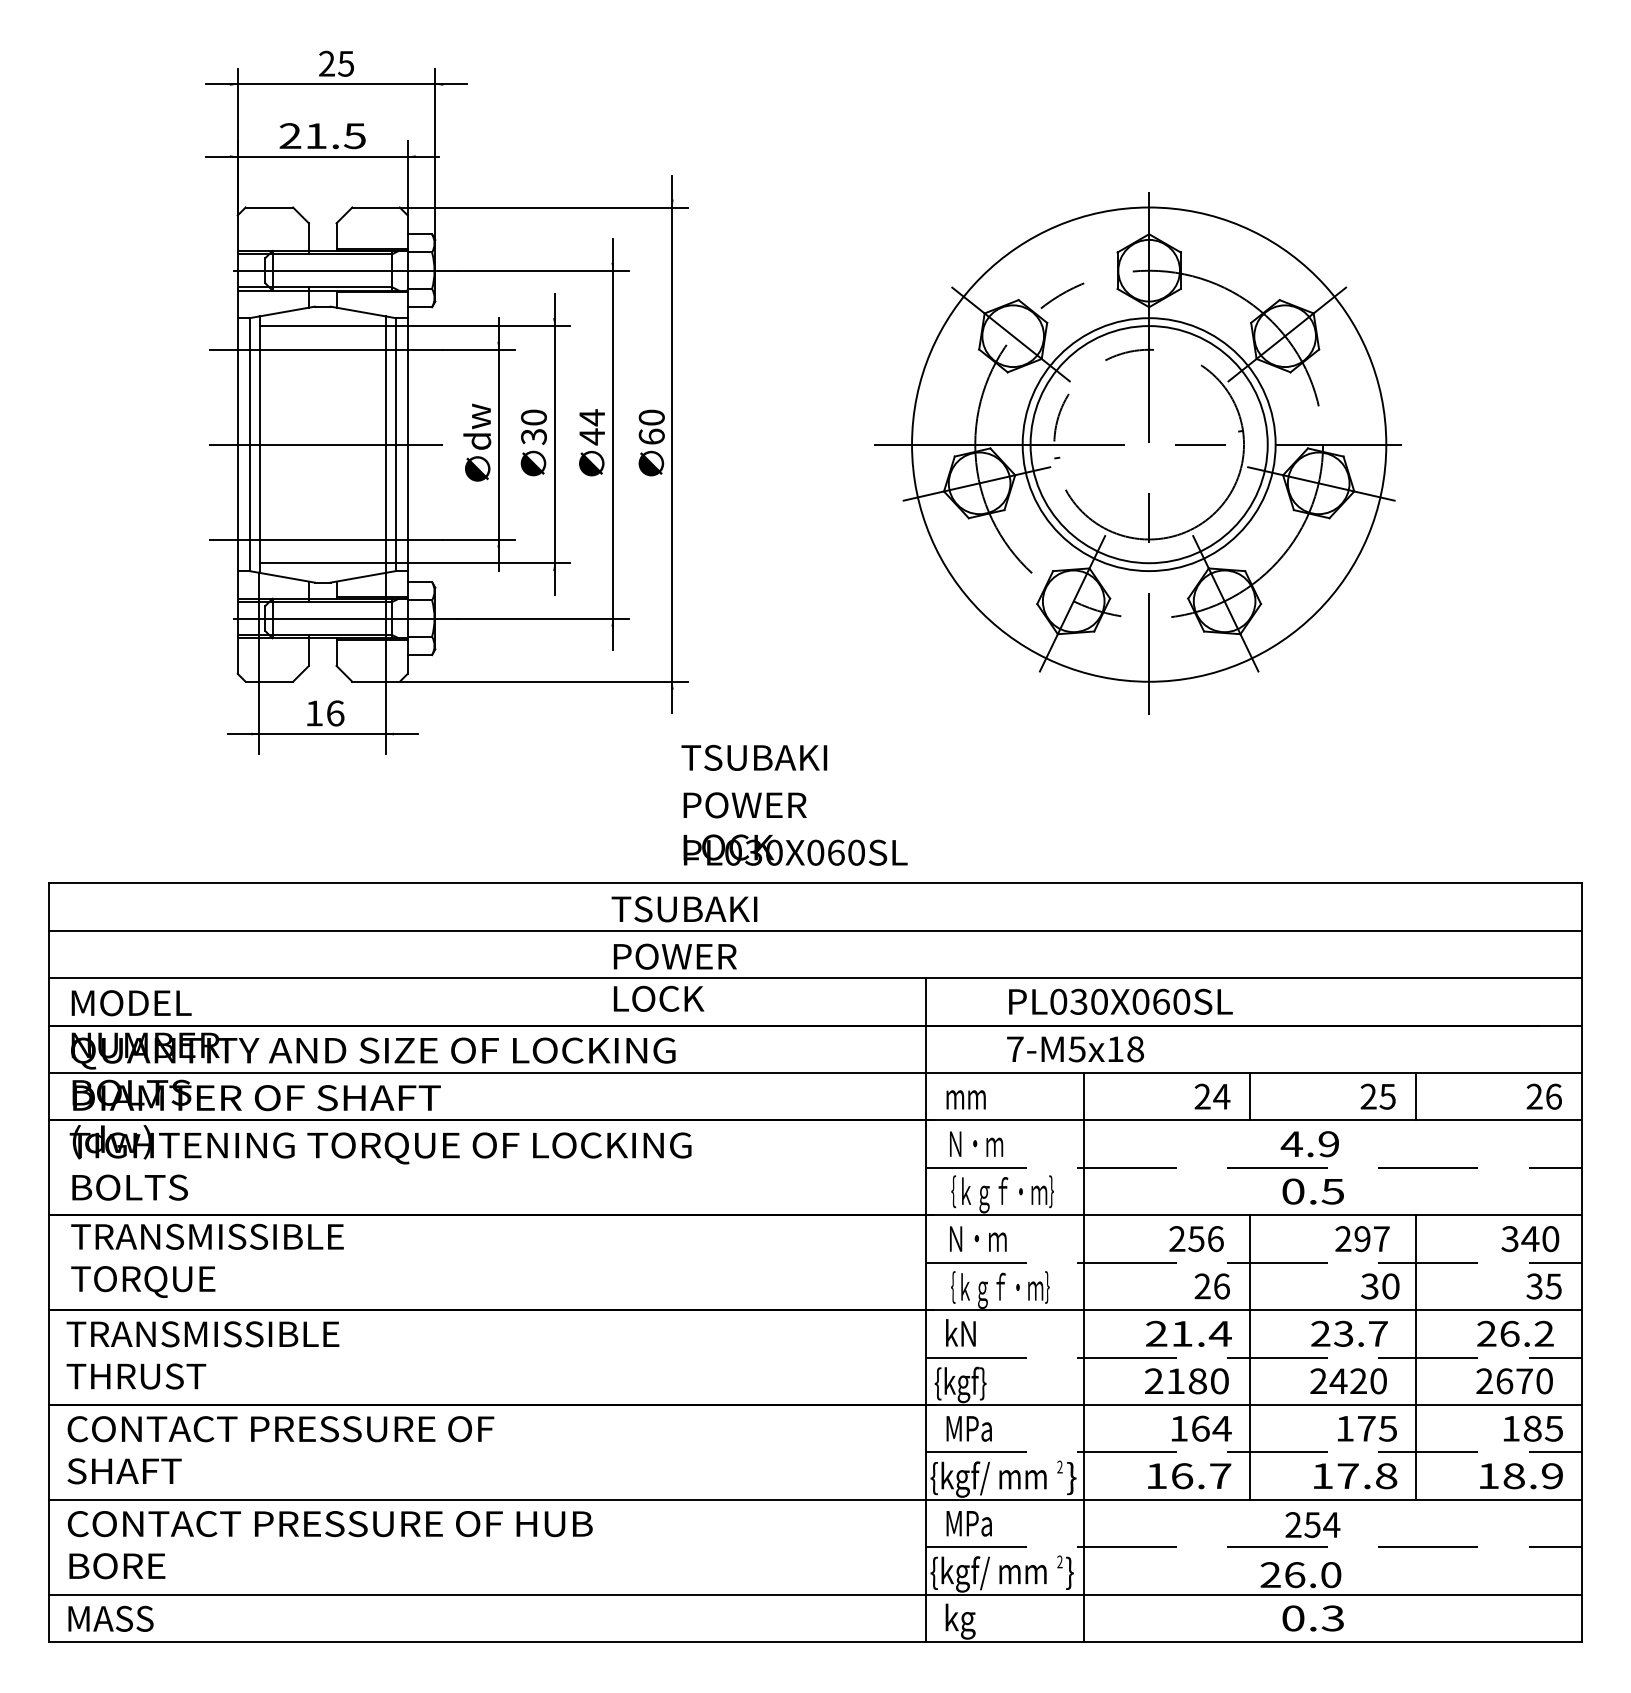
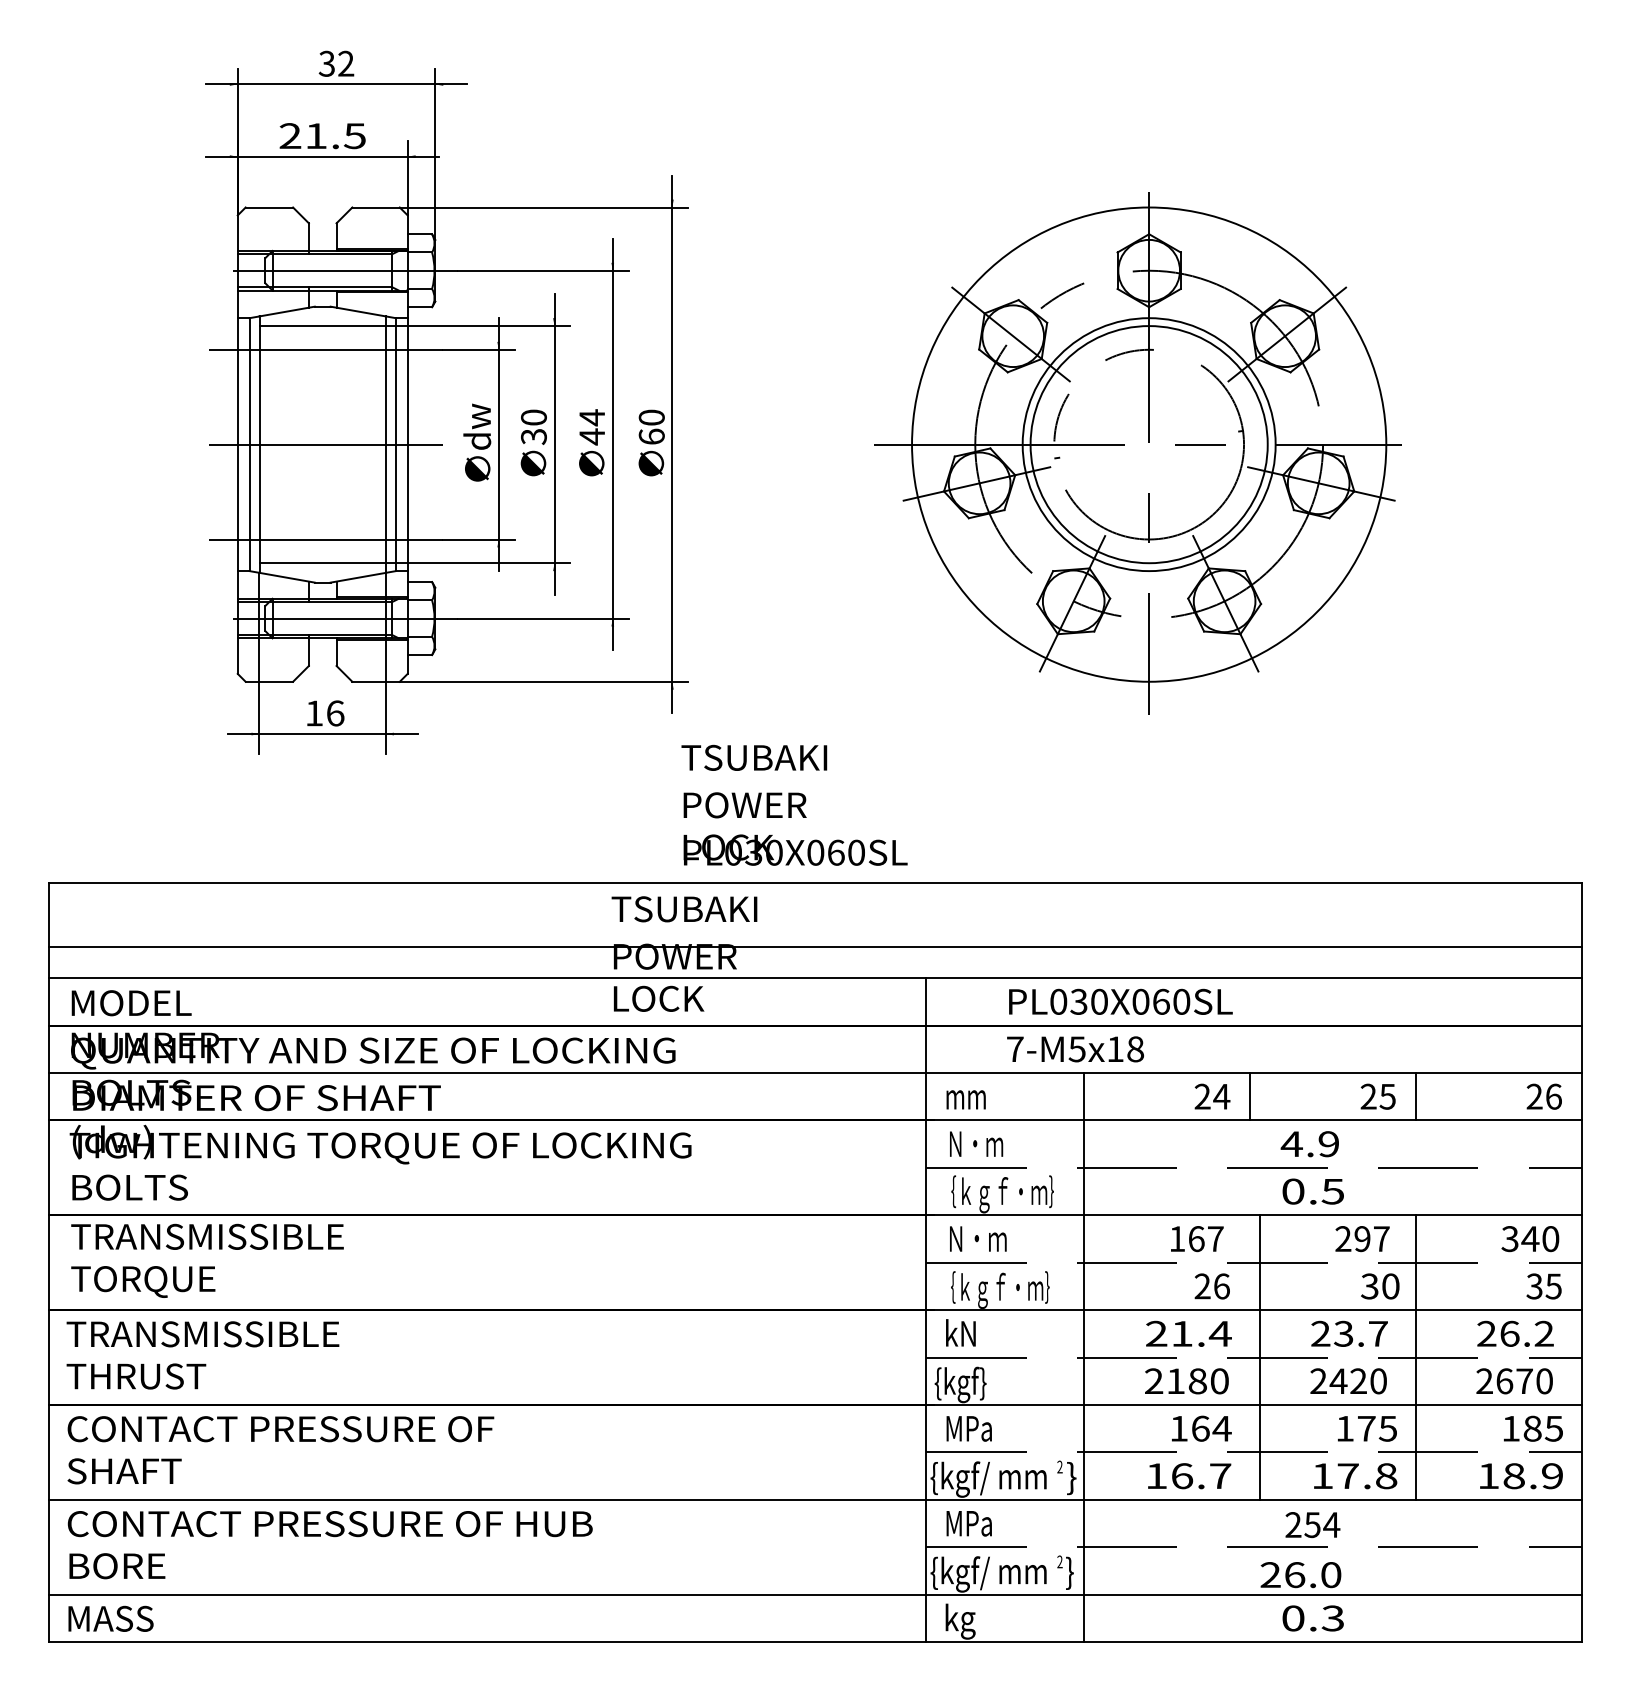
text: 25 -> 32 (336, 63)
line position: (815, 930) -> (815, 946) (815, 946)
text: 256 -> 167 (1196, 1239)
line position: (1250, 1357) -> (1260, 1357) (1260, 1357)
